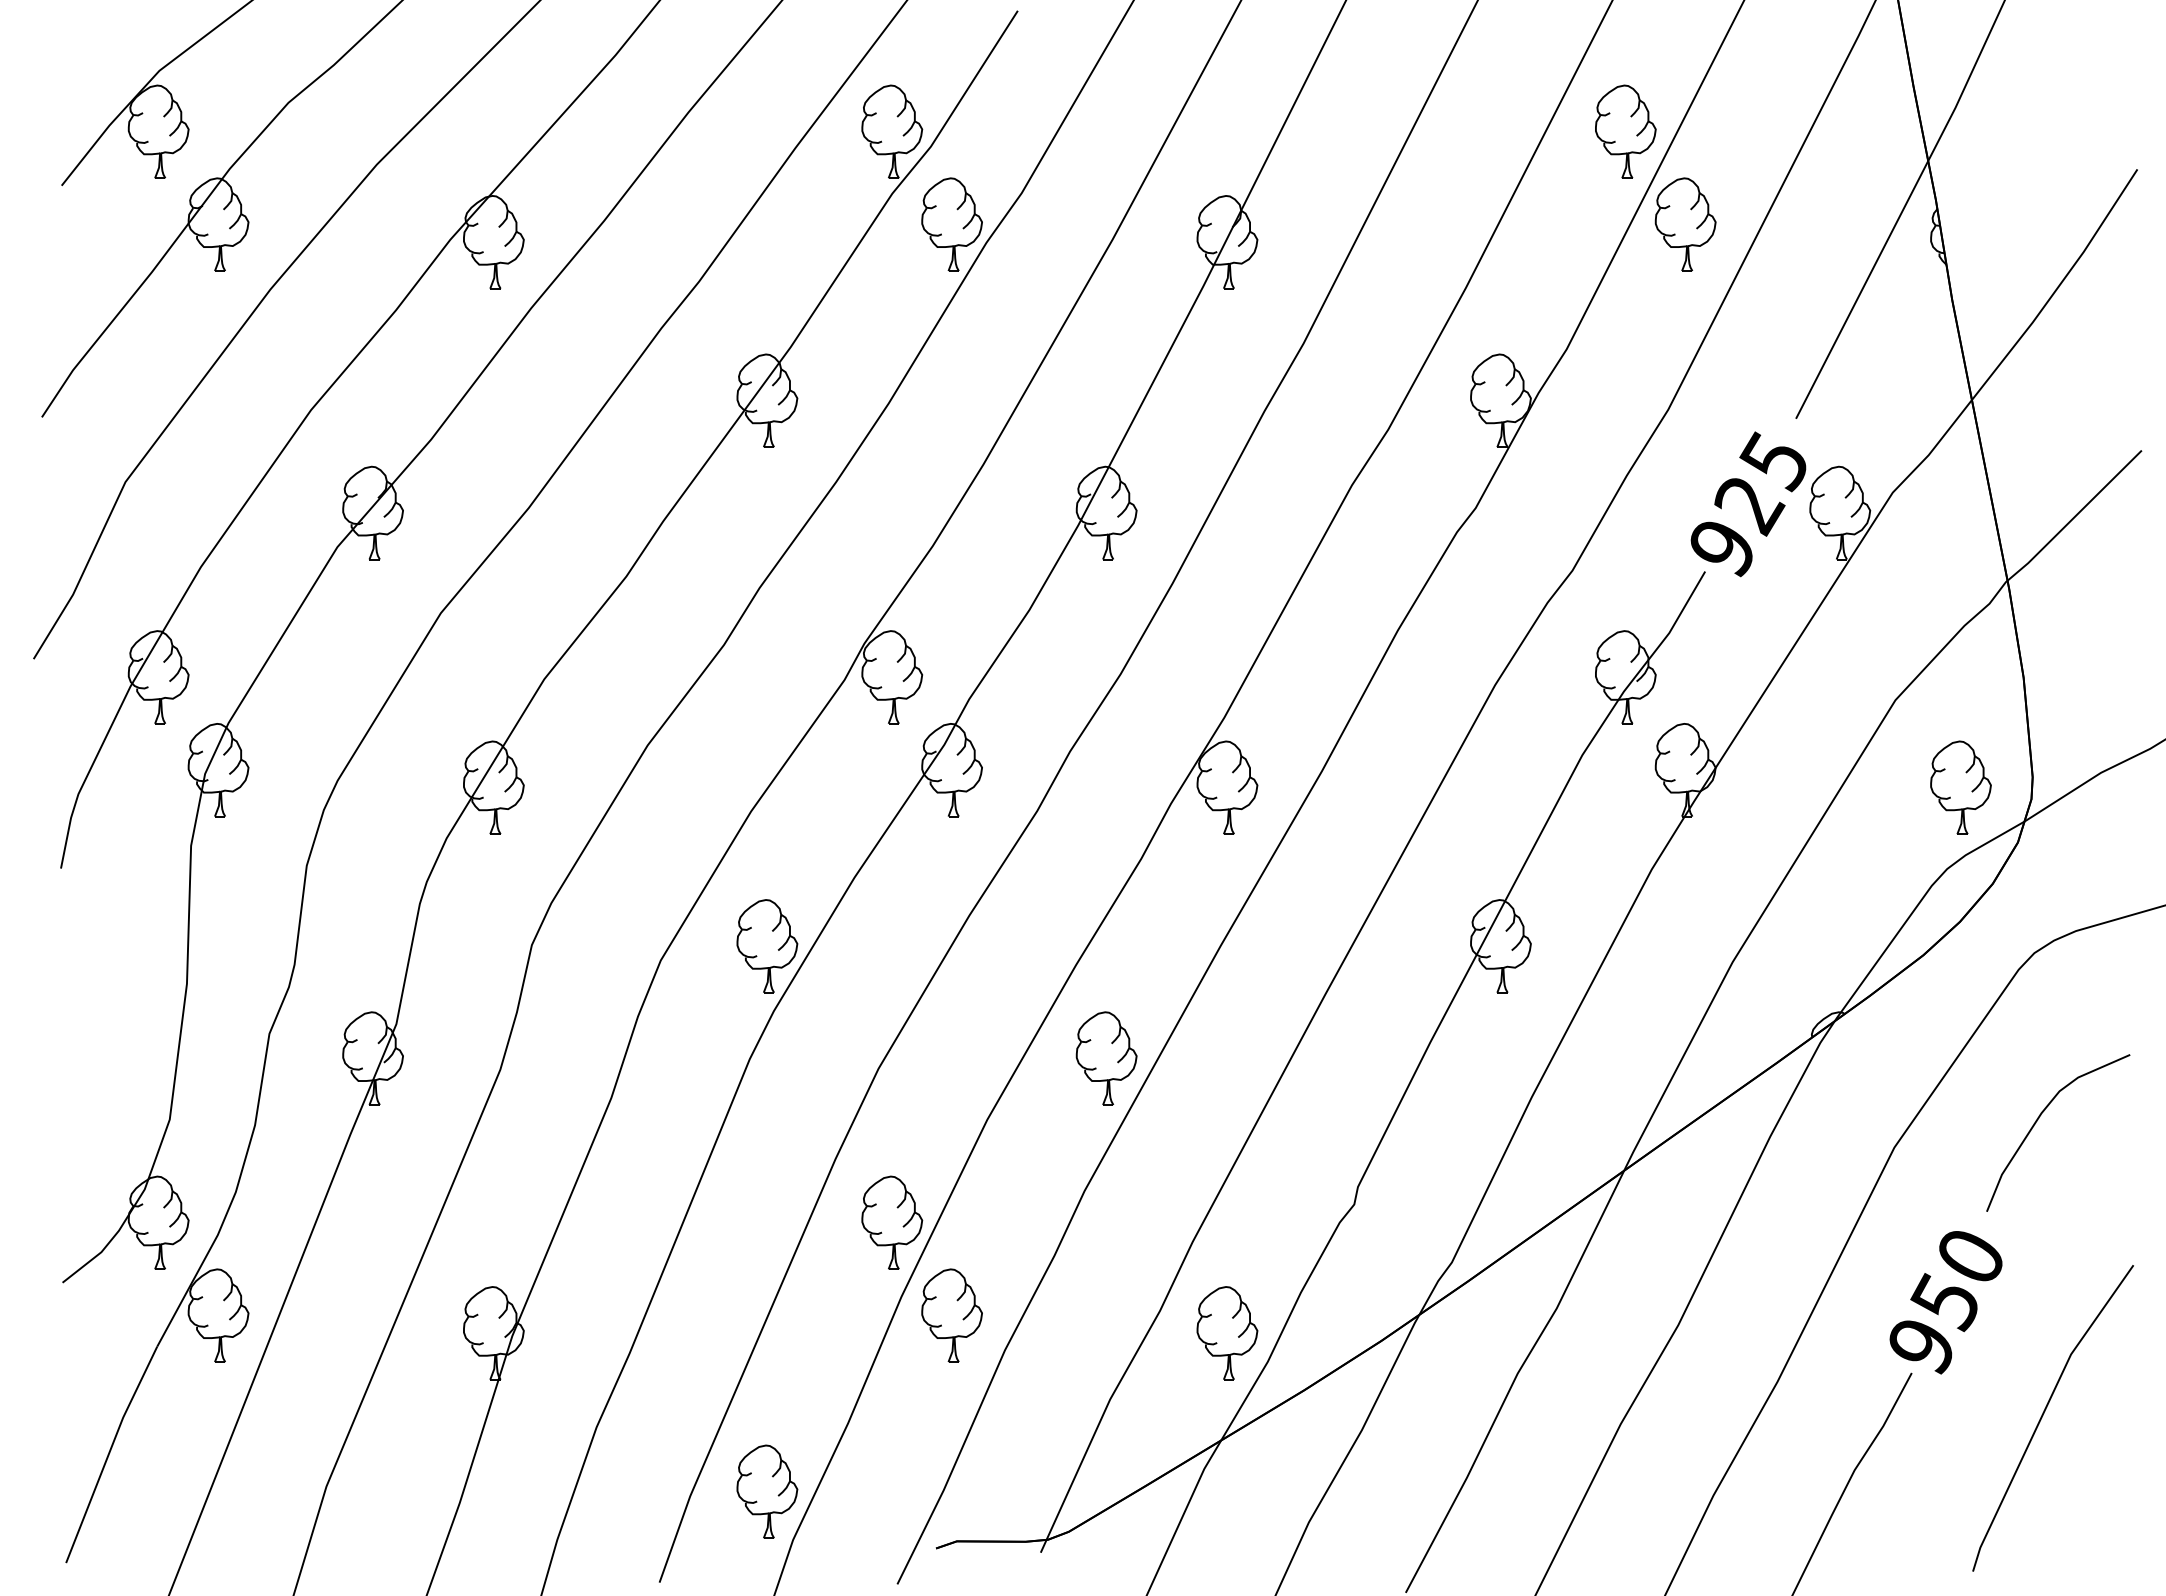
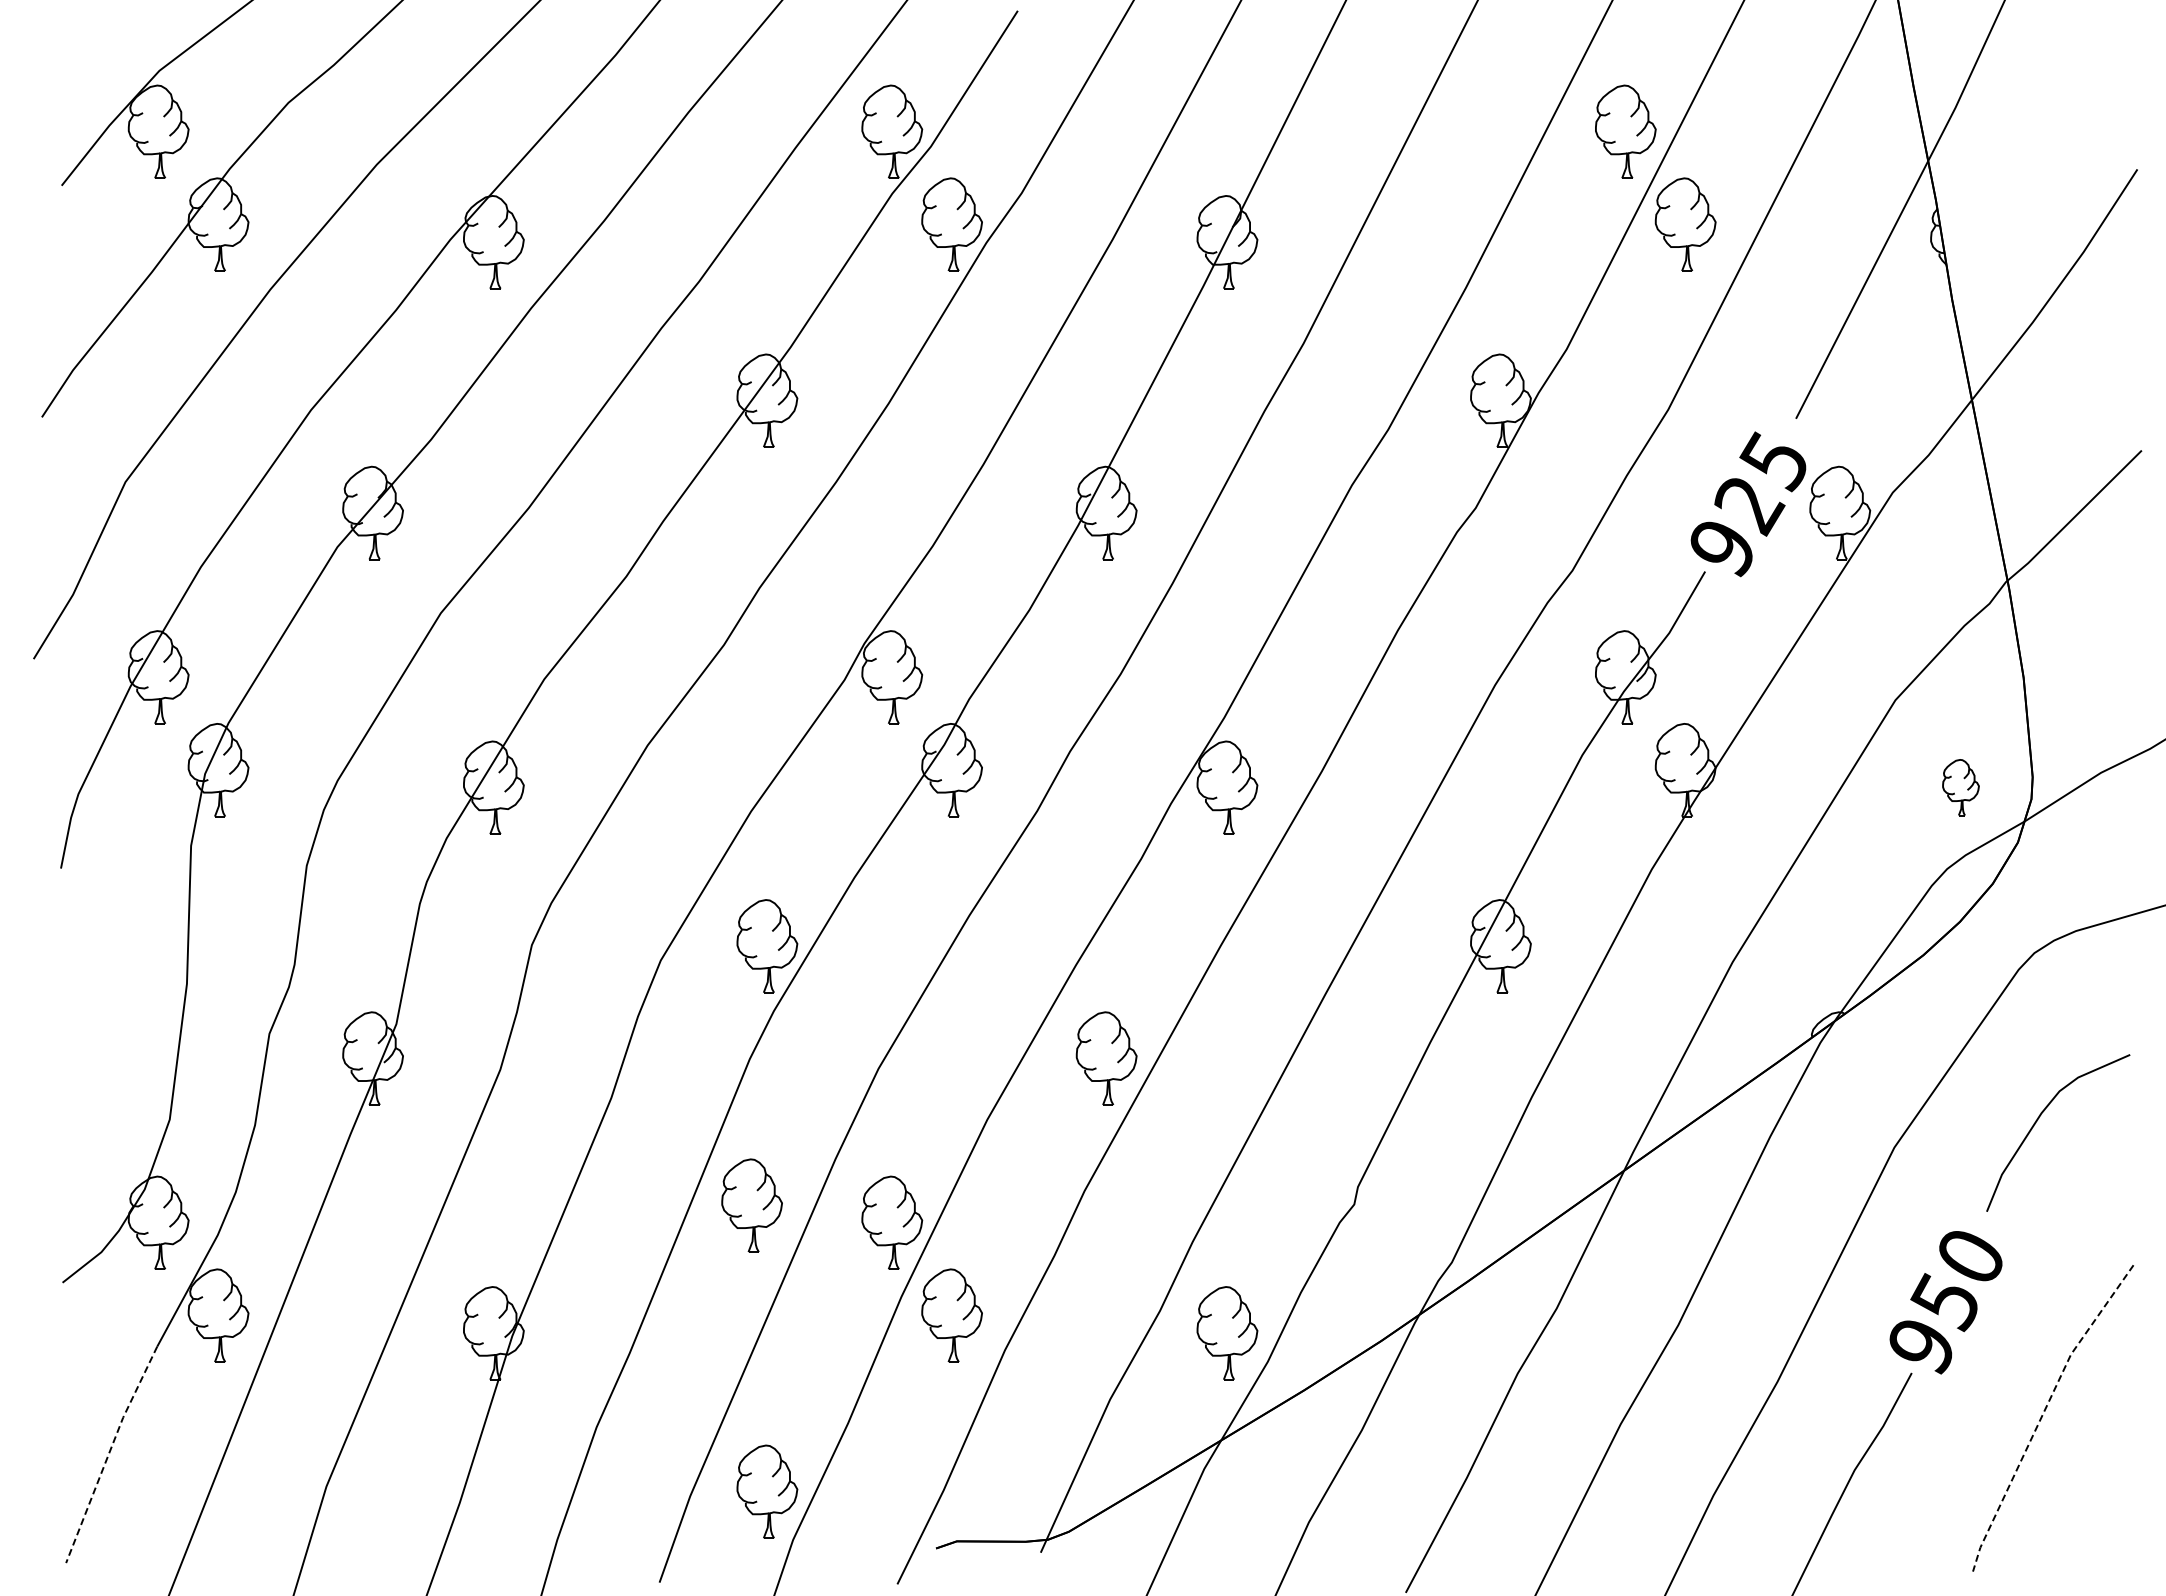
part size: 62x95 px -> 38x58 px (1960, 787)
part: none -> present (751, 1205)
line: solid -> dashed (2043, 1414)
line: solid -> dashed (109, 1453)
